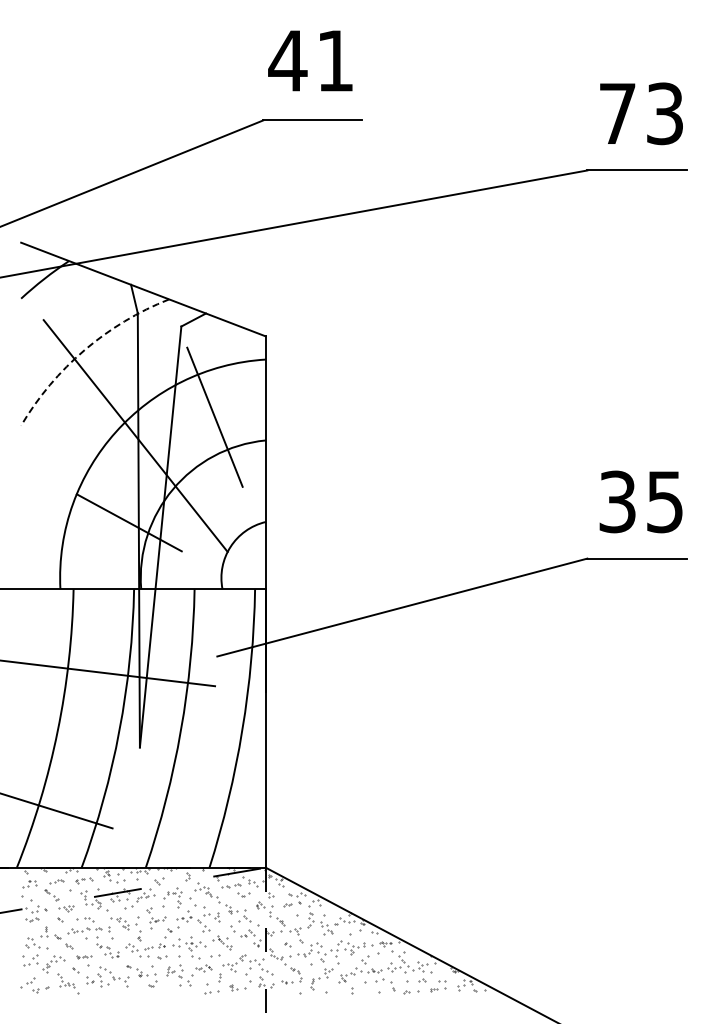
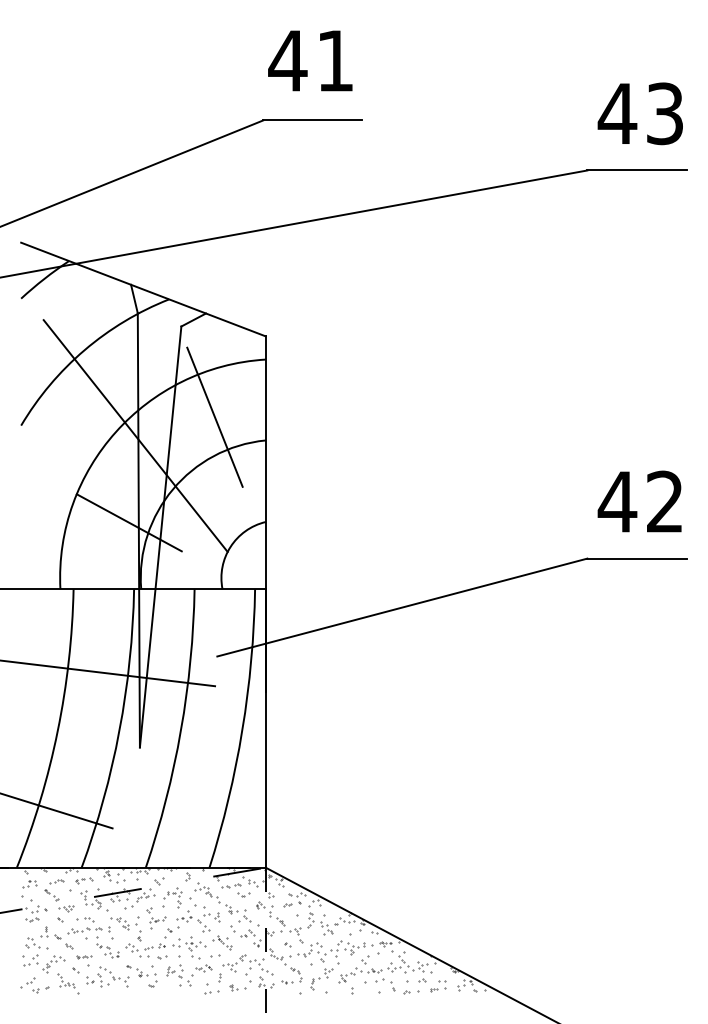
text: 73 -> 43 (617, 113)
arc: dashed -> solid (84, 350)
text: 35 -> 42 (639, 501)
